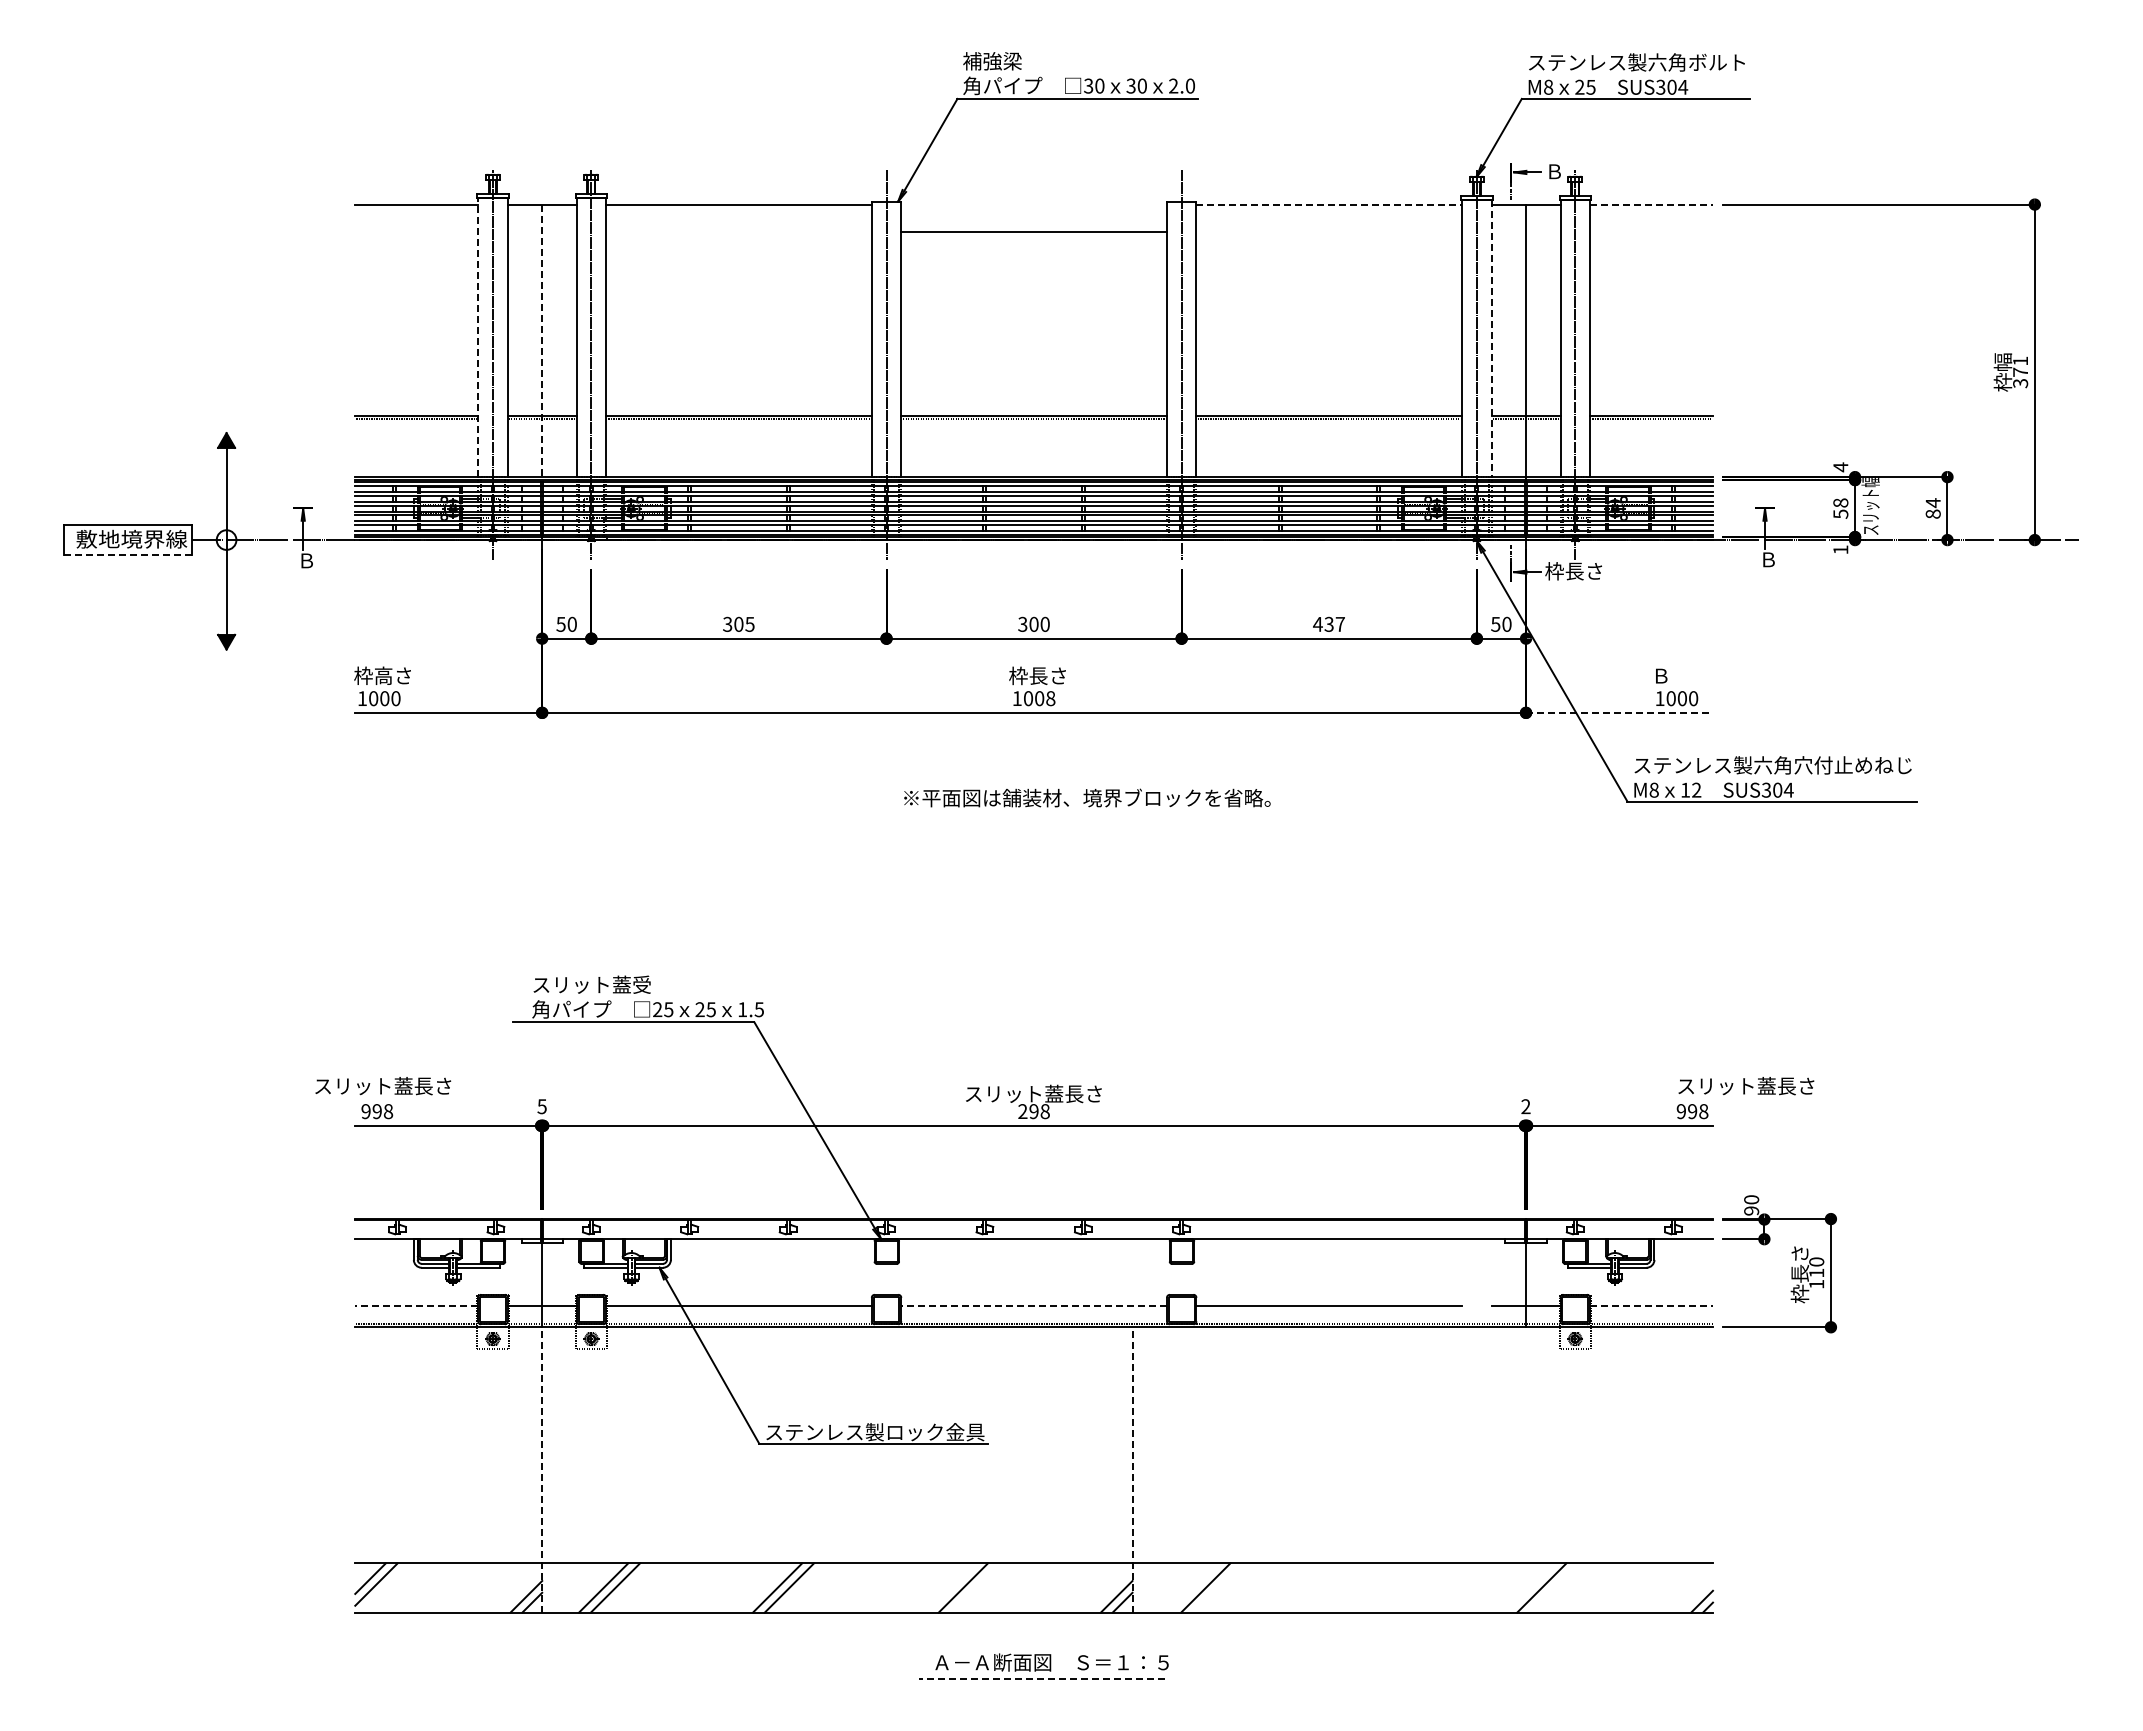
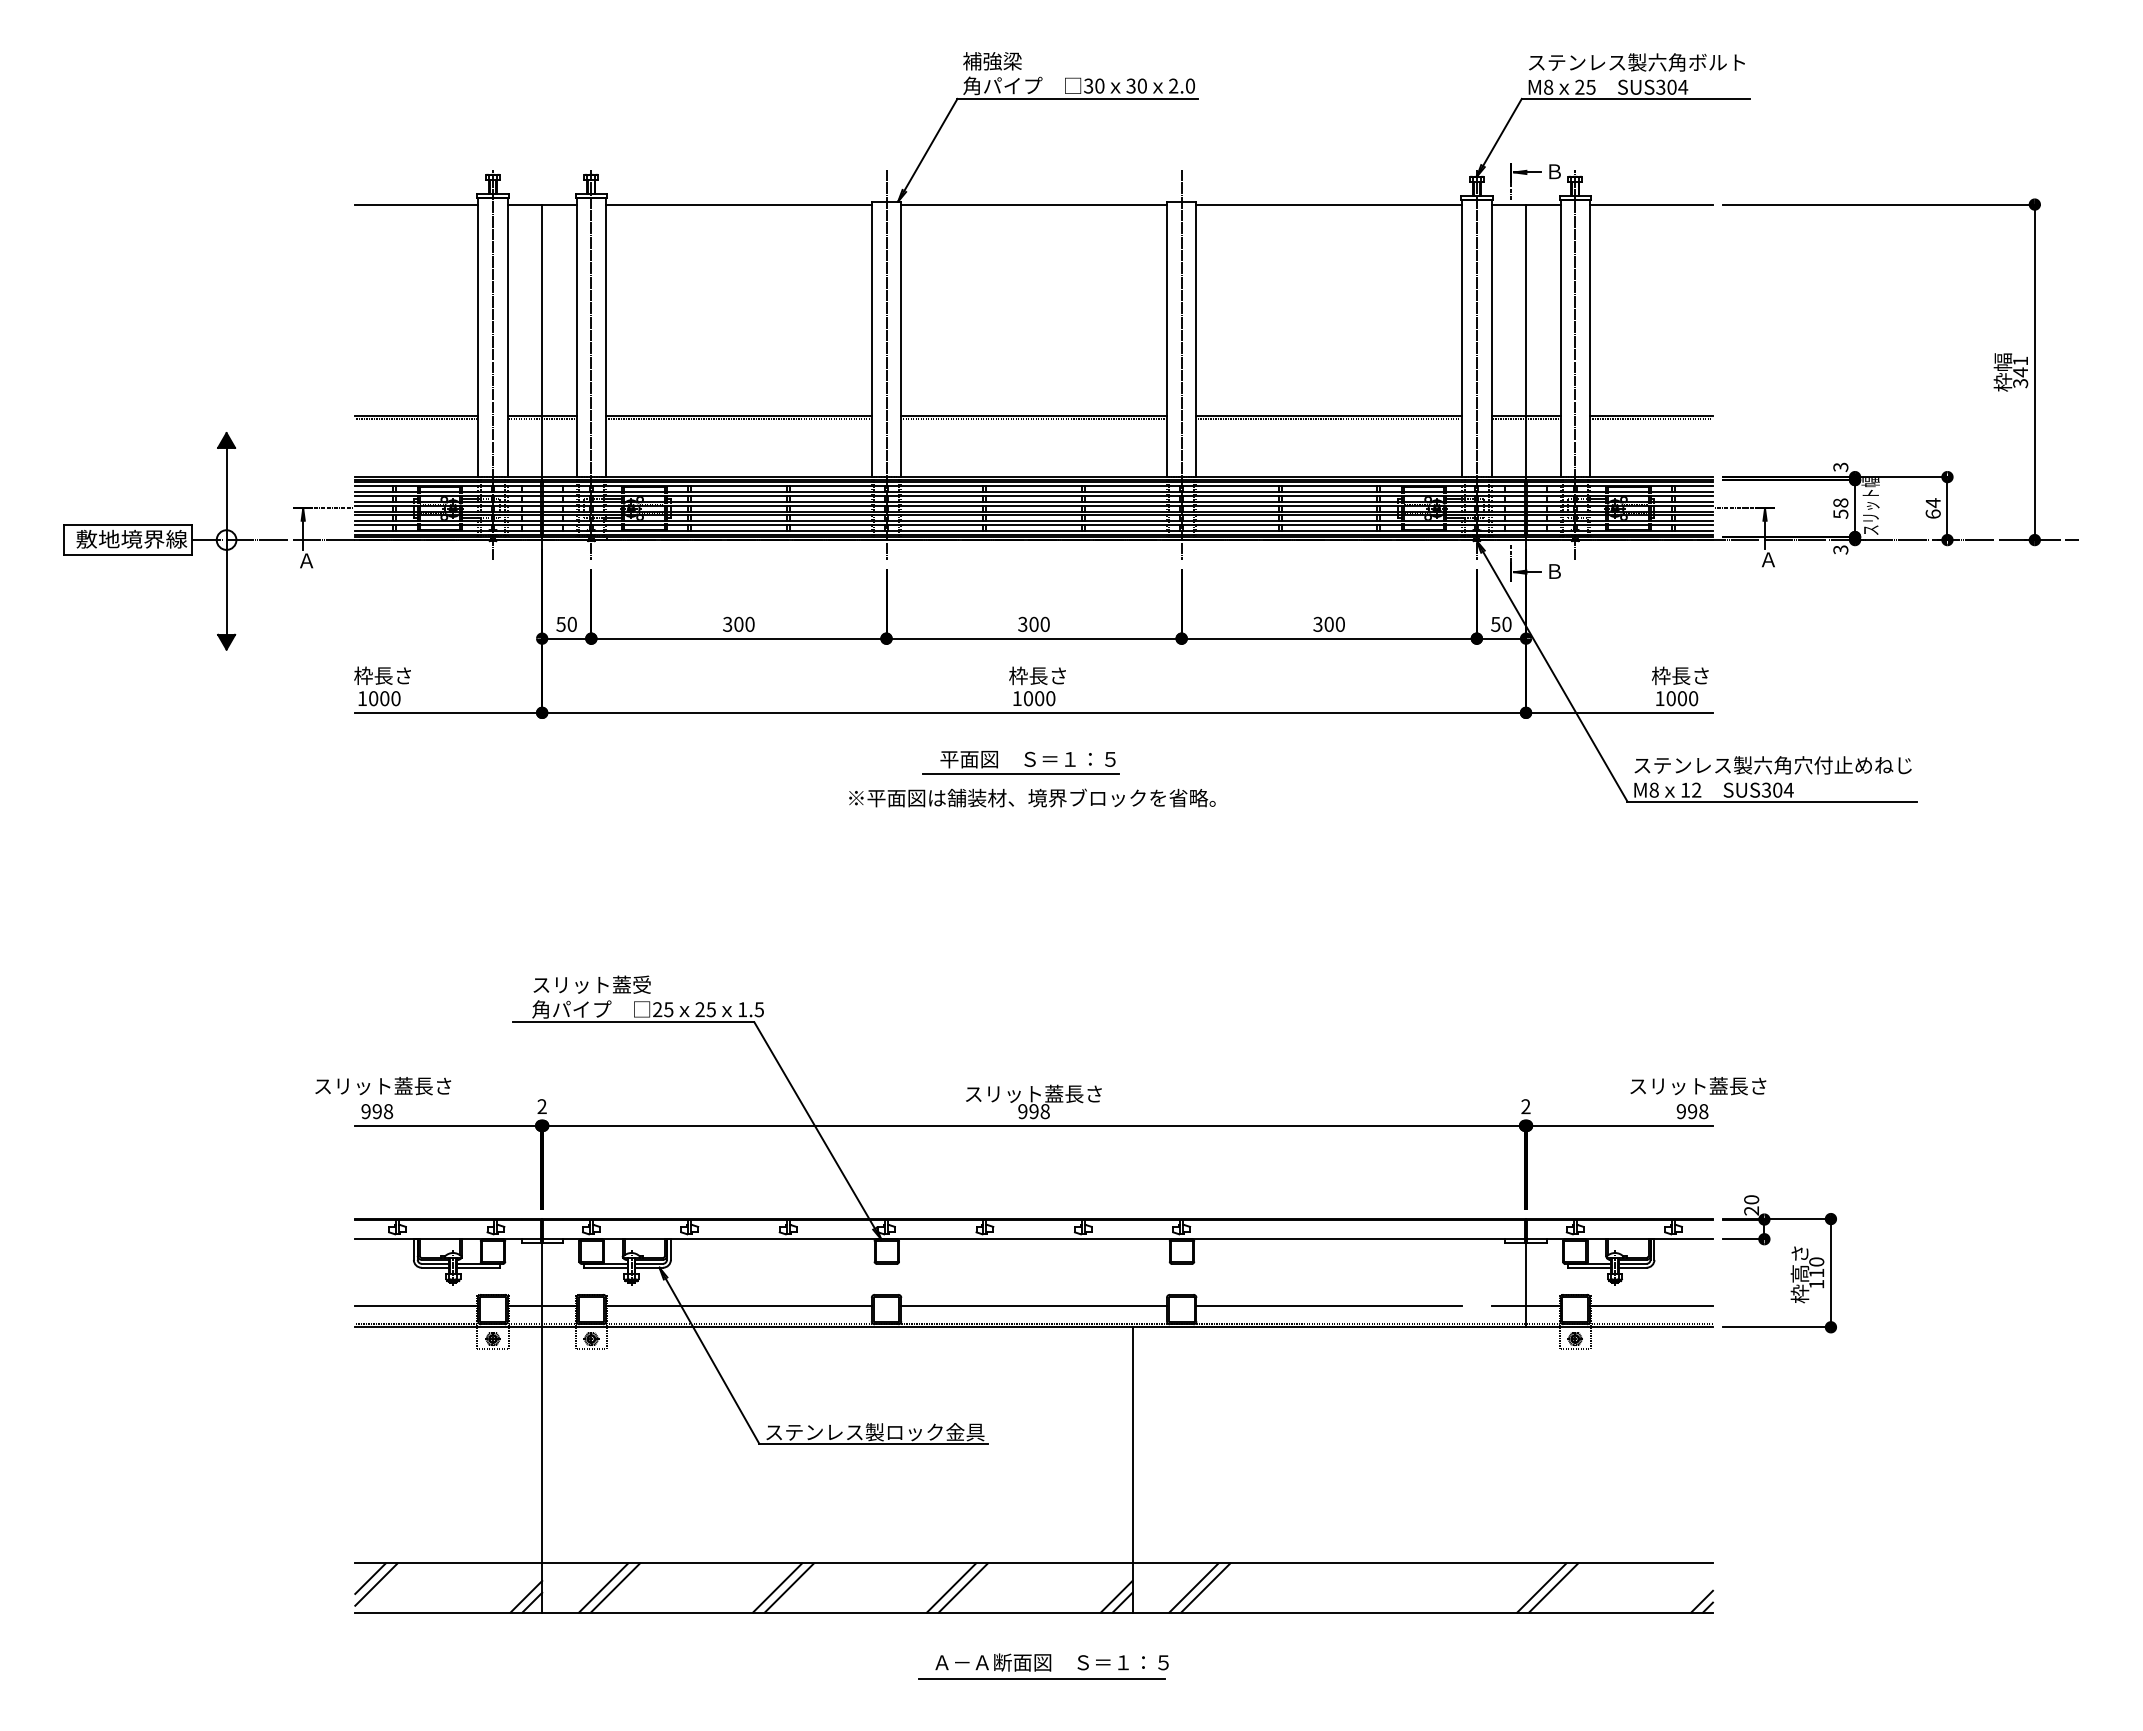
line: dashed -> solid (1329, 204)
line: dashed -> solid (1652, 204)
line position: (1033, 231) -> (1033, 204) (1033, 204)
line: dashed -> solid (478, 337)
line: dashed -> solid (1491, 338)
line: dashed -> solid (542, 342)
text: 371 -> 341 (2020, 372)
text: 4 -> 3 (1840, 467)
line: none -> present (333, 507)
line: none -> present (1734, 507)
text: 84 -> 64 (1932, 513)
text: 1 -> 3 (1840, 549)
line: dashed -> solid (128, 554)
text: Ｂ -> Ａ (1768, 559)
text: Ｂ -> Ａ (306, 560)
text: 枠長さ -> Ｂ (1573, 571)
text: 305 -> 300 (749, 623)
text: 437 -> 300 (1328, 623)
text: 枠高さ -> 枠長さ (383, 675)
text: Ｂ -> 枠長さ (1680, 675)
text: 1008 -> 1000 (1050, 698)
line: dashed -> solid (1620, 712)
part: none -> present (1020, 762)
text position: (1087, 797) -> (1032, 797) (1032, 797)
text position: (1746, 1086) -> (1698, 1086) (1698, 1086)
text: 5 -> 2 (541, 1106)
text: 298 -> 998 (1022, 1111)
text: 90 -> 20 (1752, 1210)
text: 枠長さ -> 枠高さ (1799, 1273)
line: dashed -> solid (416, 1305)
line: dashed -> solid (1034, 1305)
line: dashed -> solid (1652, 1305)
line: dashed -> solid (542, 1469)
line: dashed -> solid (1132, 1469)
line: none -> present (951, 1587)
line: none -> present (1193, 1587)
line: none -> present (1553, 1587)
line: dashed -> solid (1041, 1679)
